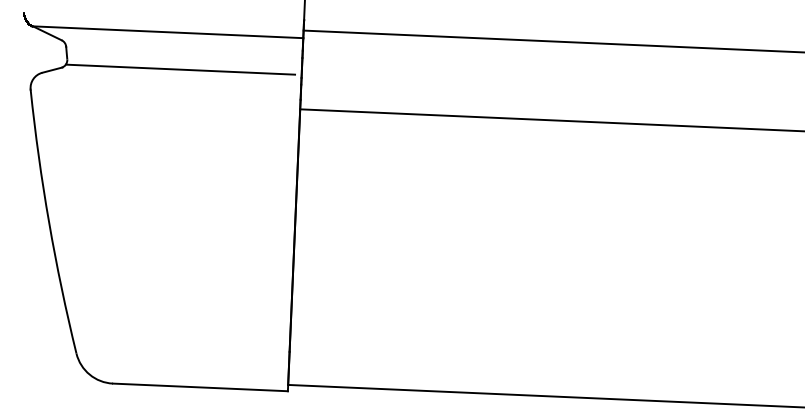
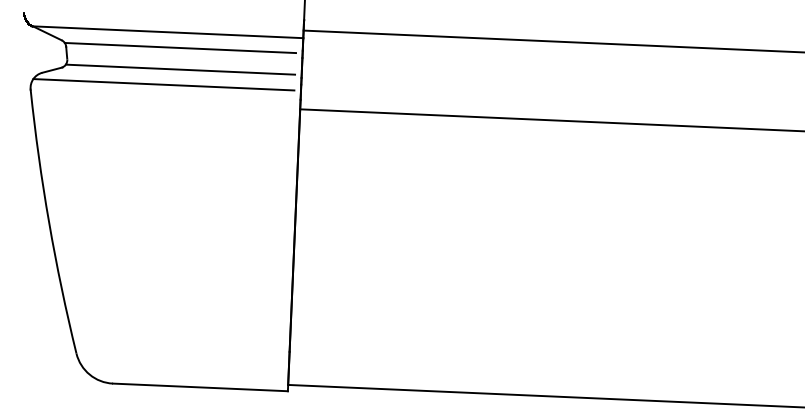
line: none -> present (180, 47)
line: none -> present (163, 84)
